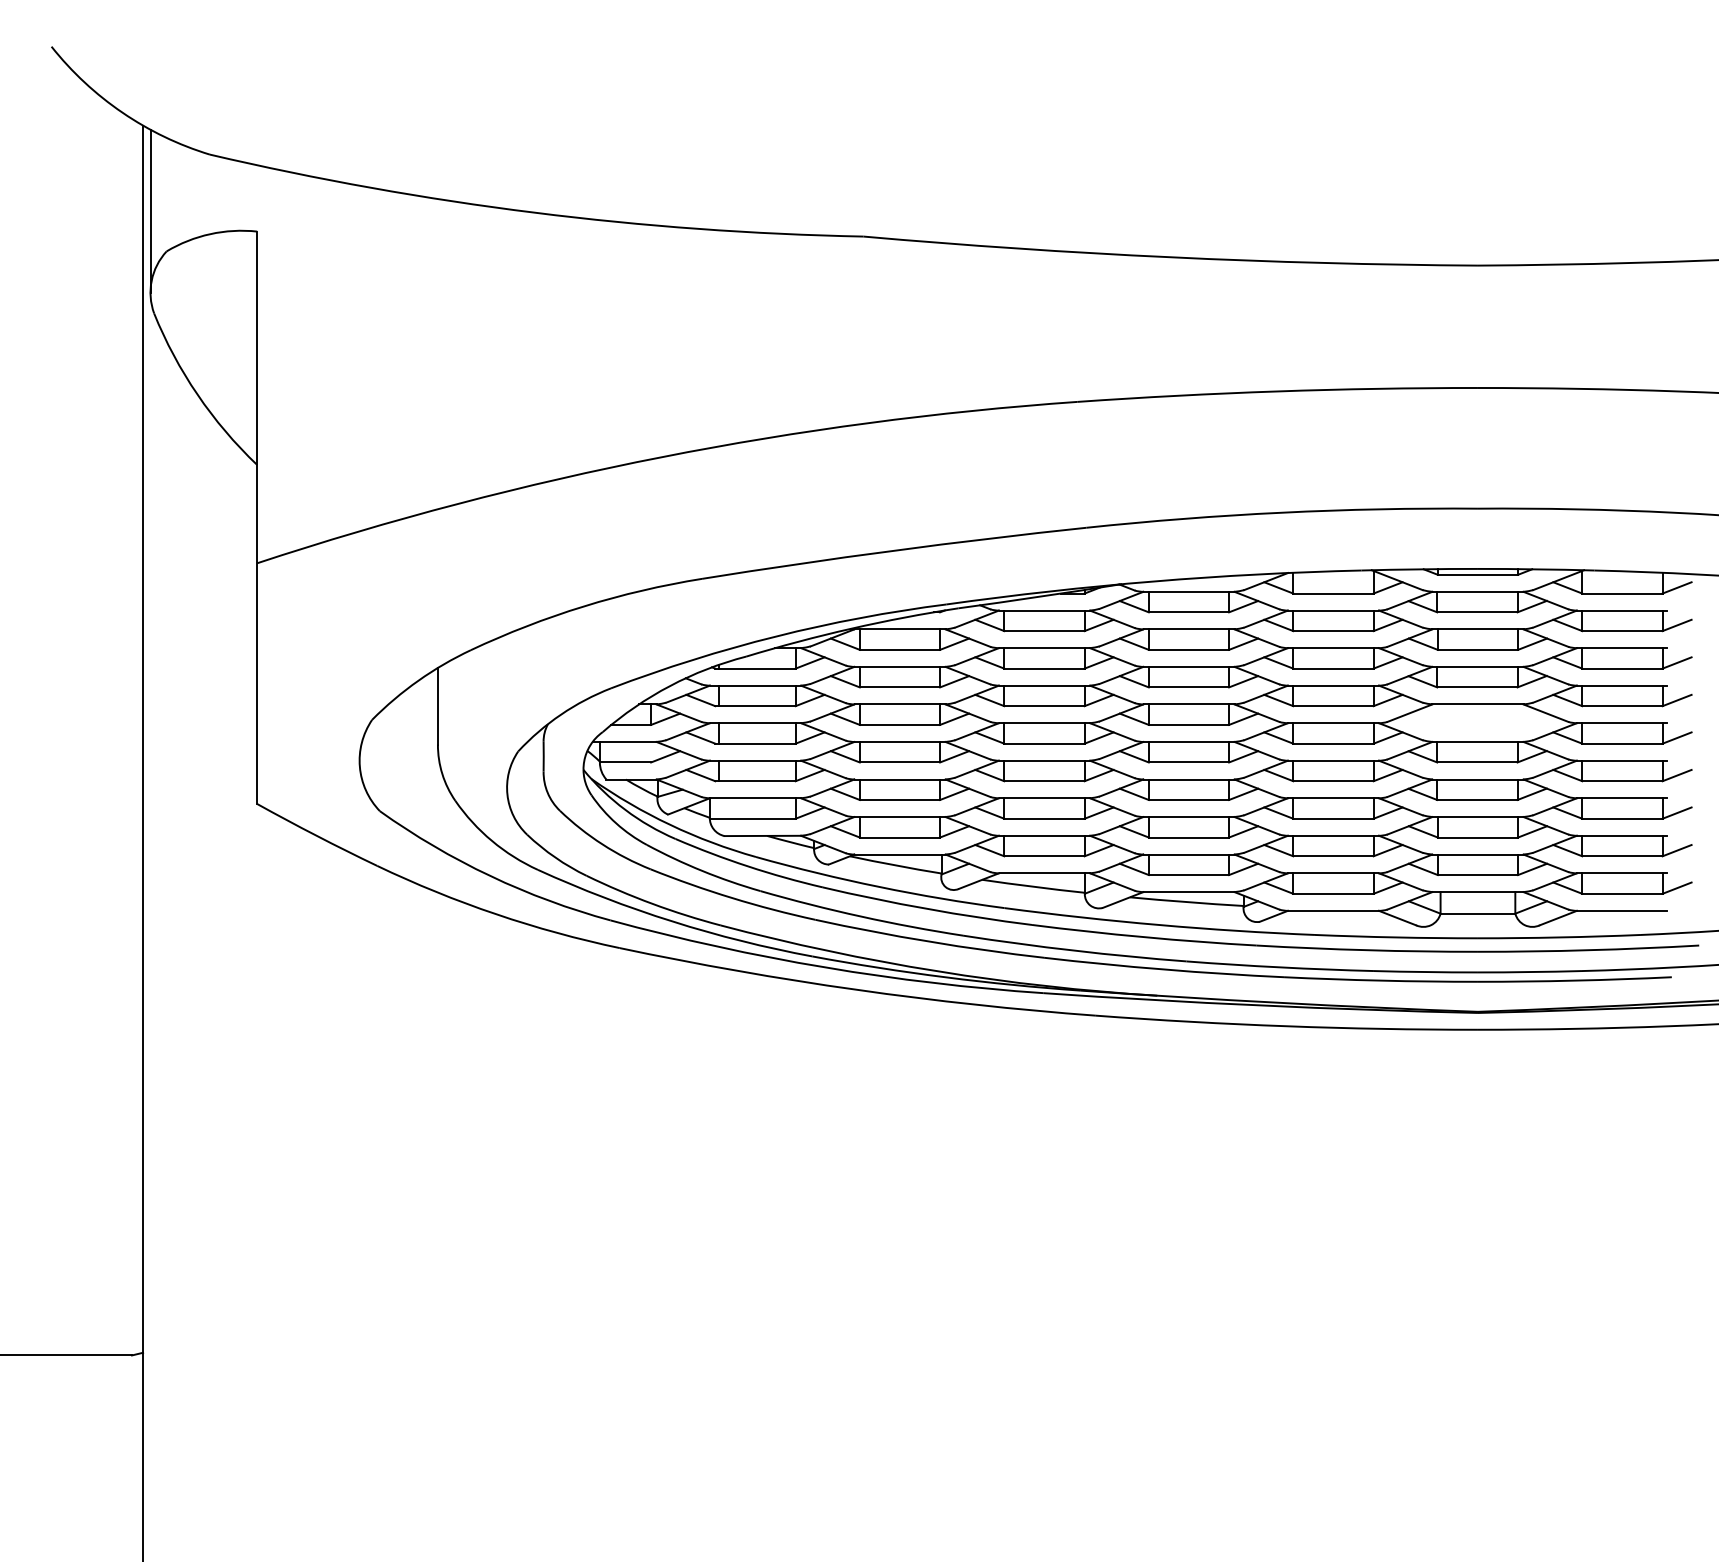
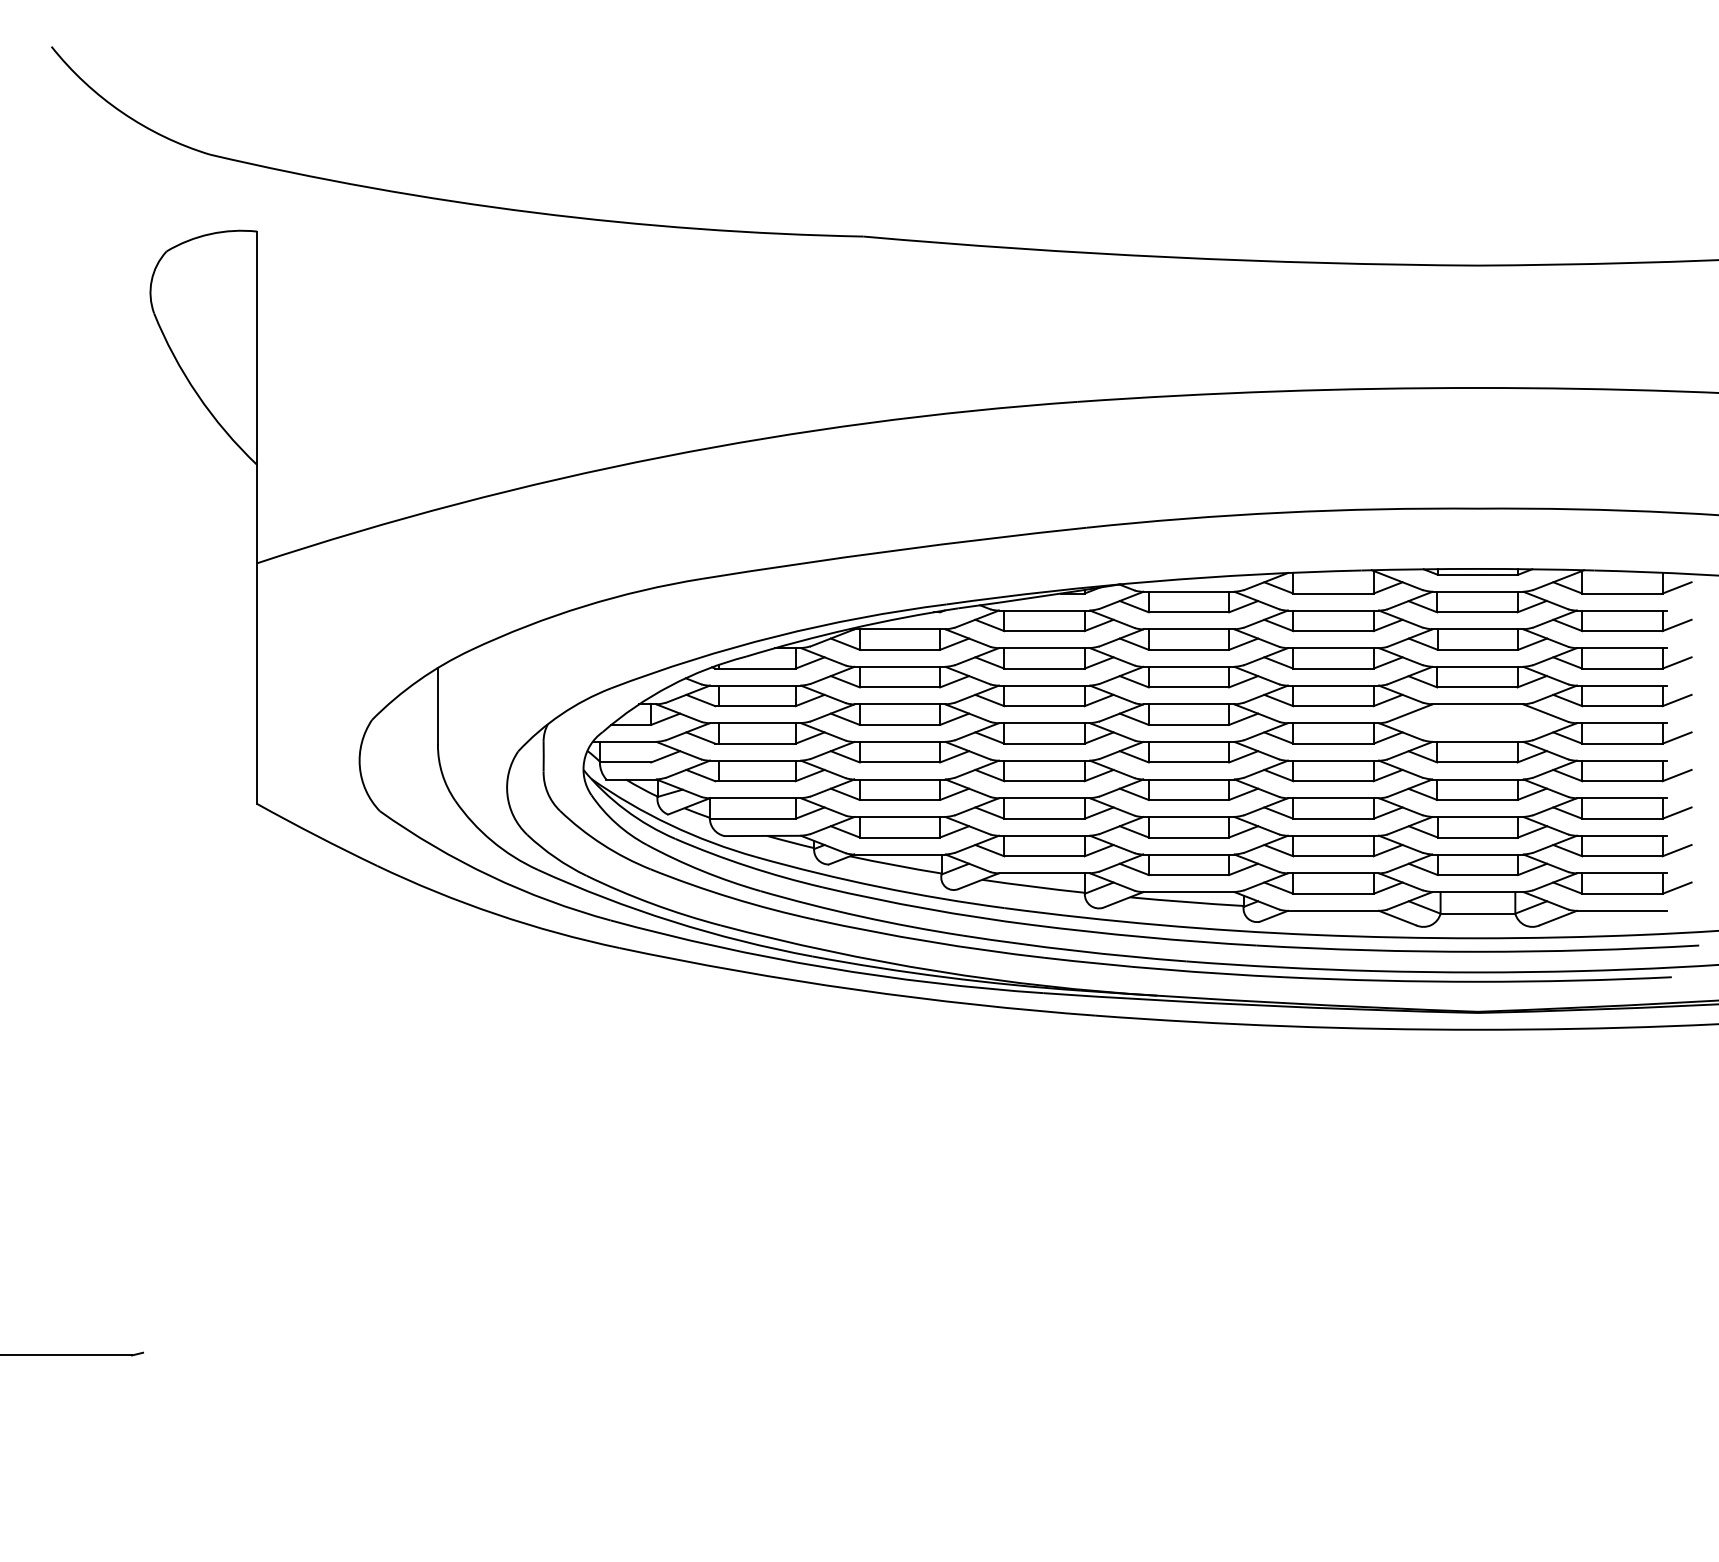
line: present -> none (150, 210)
line: present -> none (143, 841)
